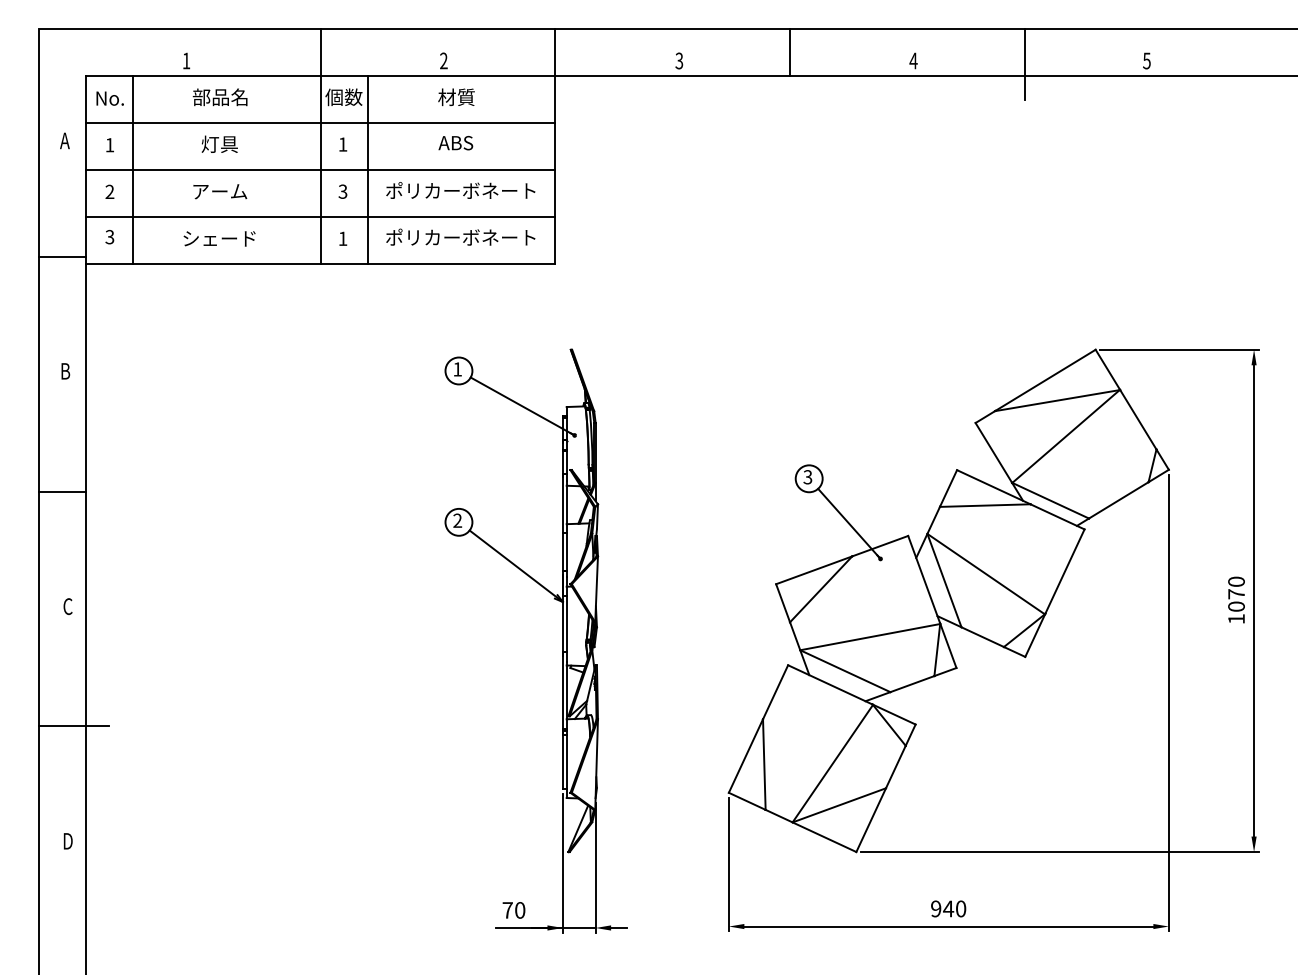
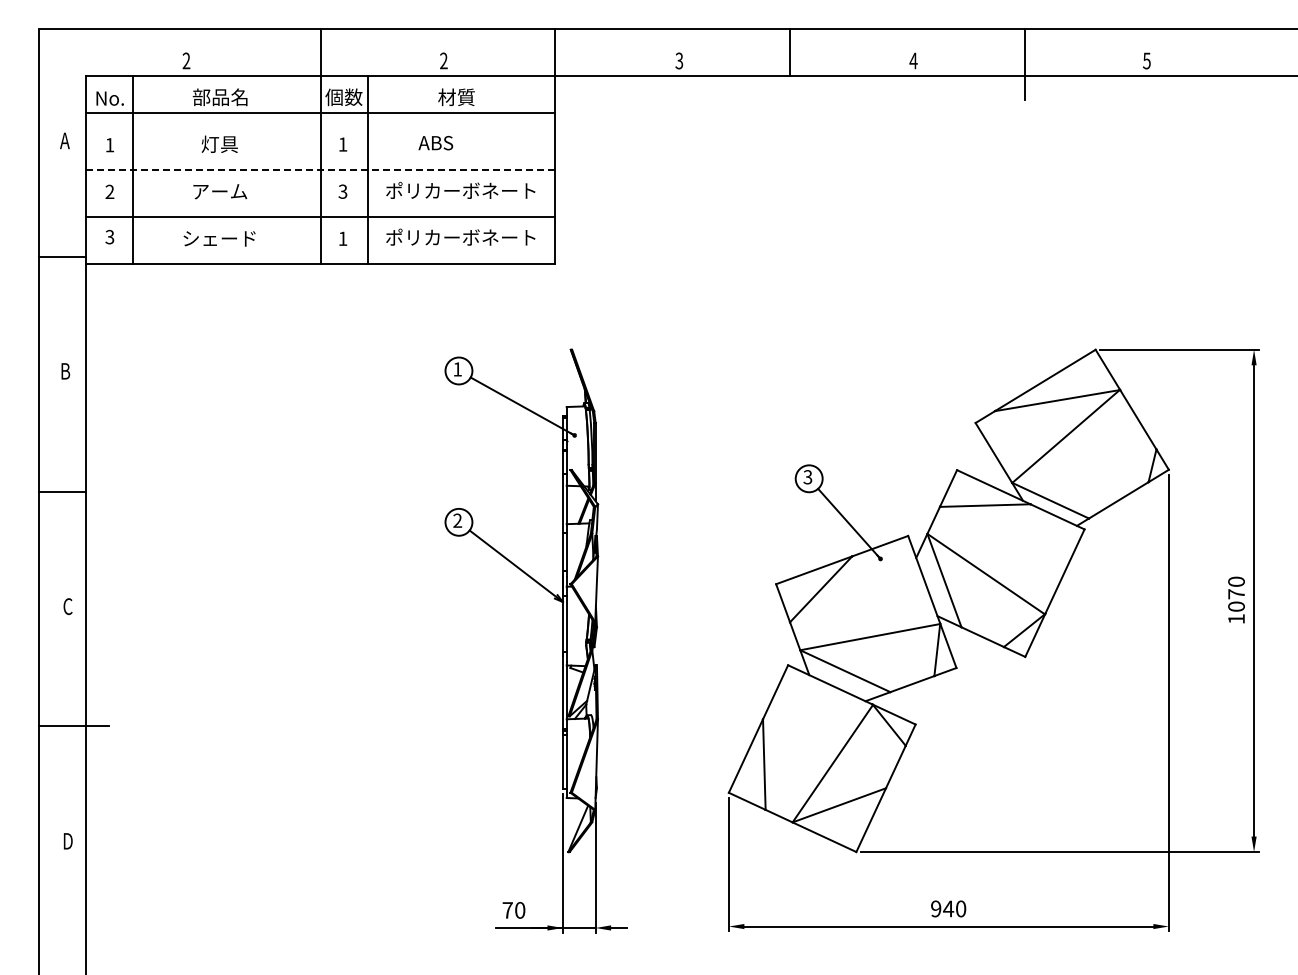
text: 1 -> 2 (186, 60)
line position: (320, 122) -> (320, 112) (320, 112)
text position: (455, 143) -> (435, 143) (435, 143)
line: solid -> dashed (320, 169)
